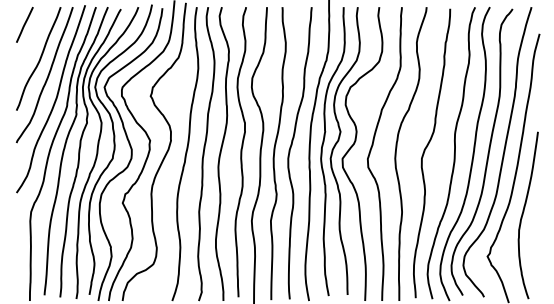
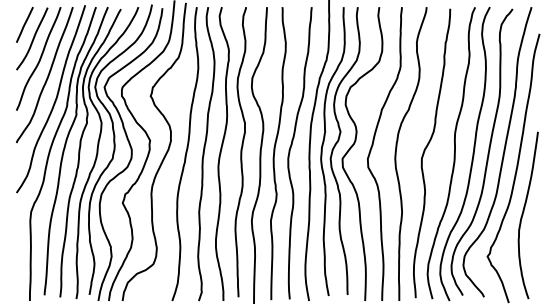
curve: none -> present (32, 38)
